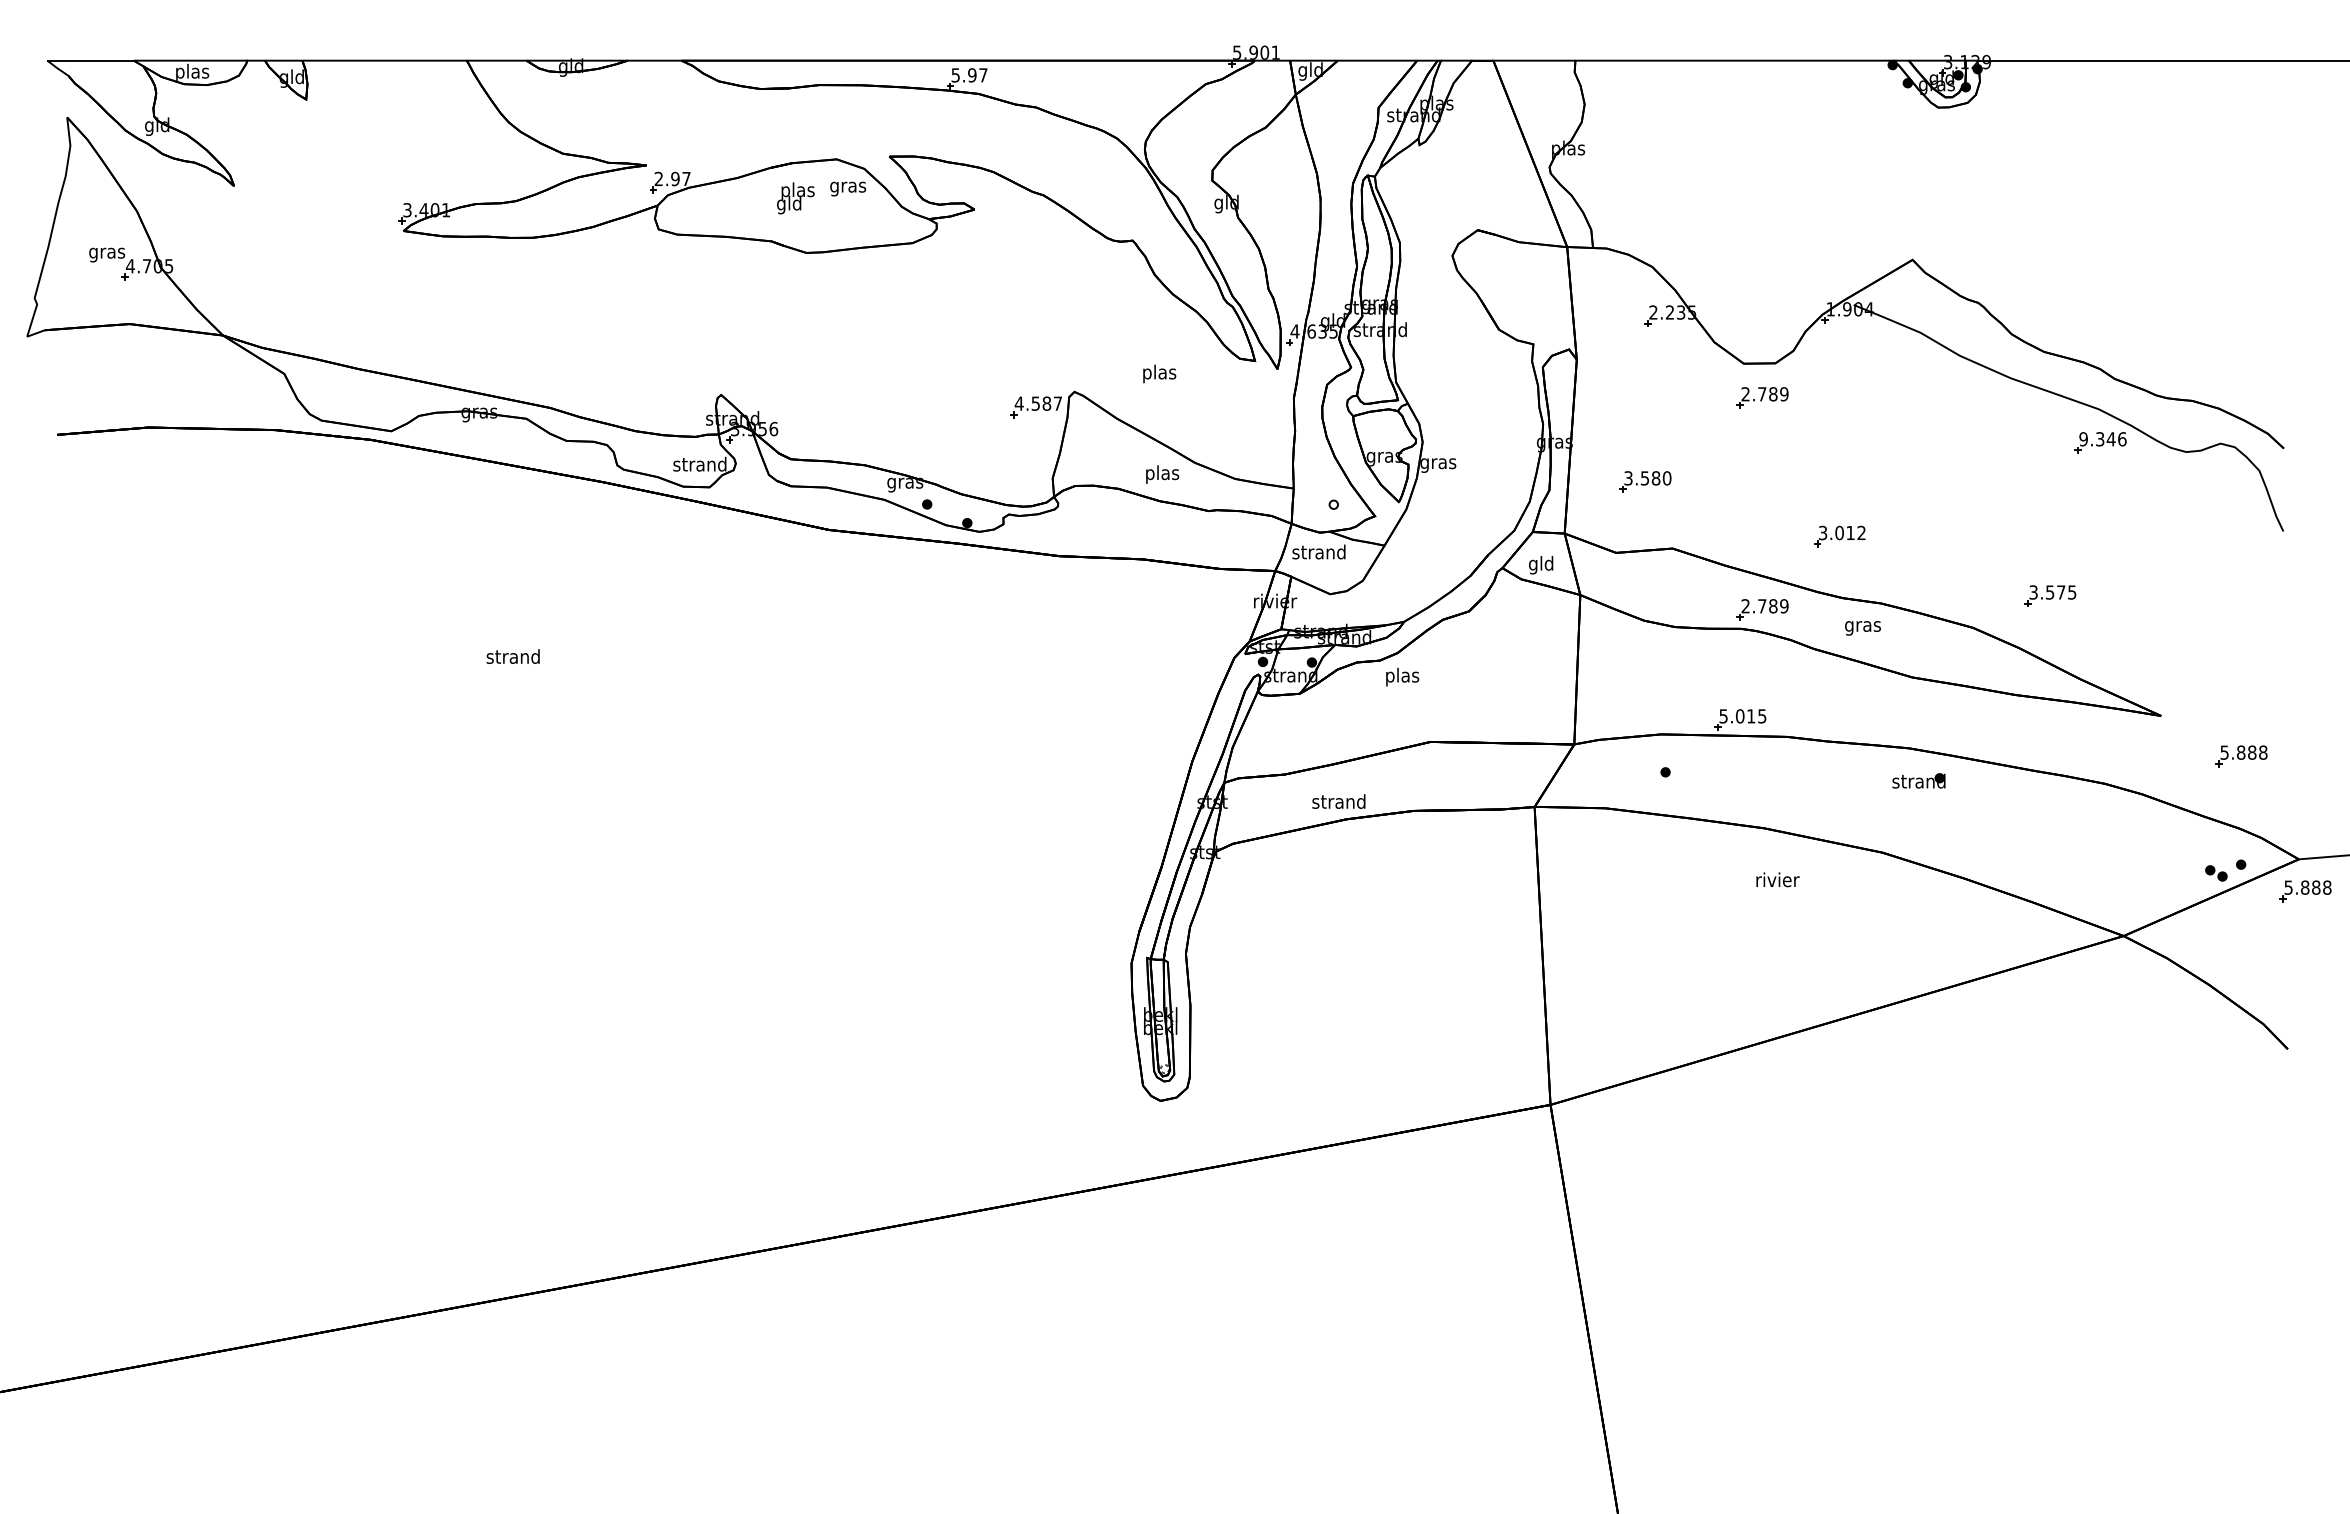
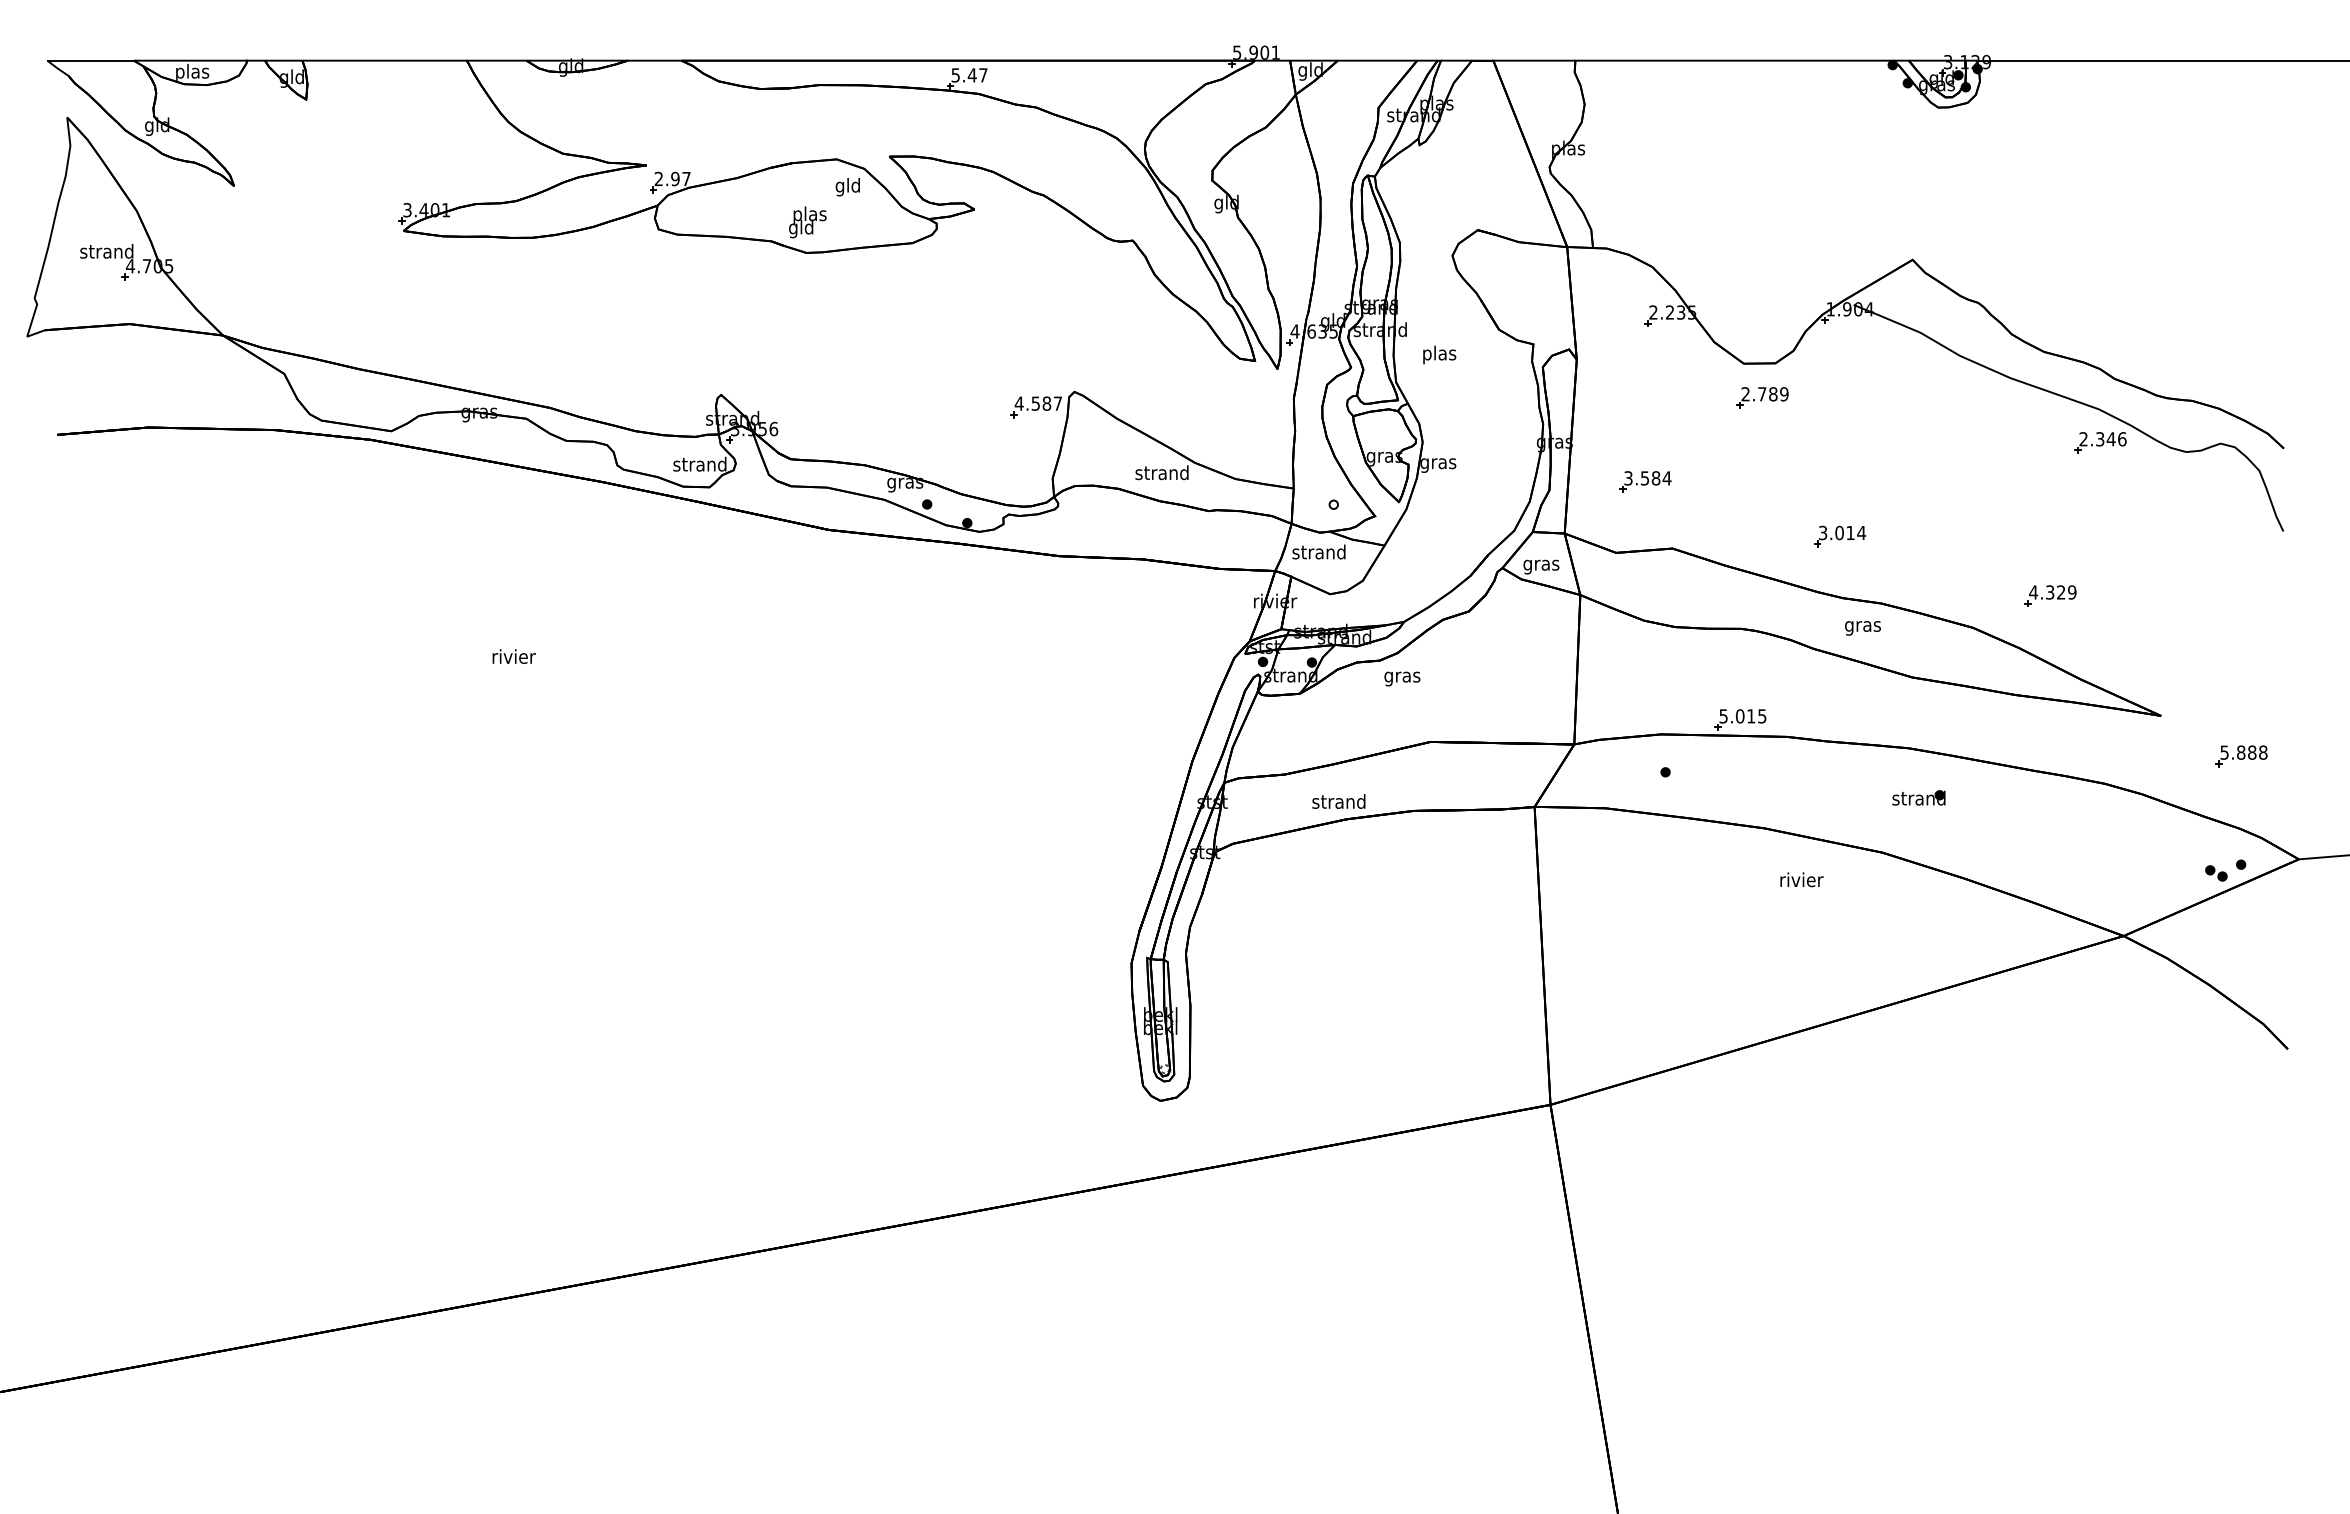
text: 5.97 -> 5.47 (971, 75)
text: gras -> gld (848, 186)
text position: (795, 198) -> (807, 222) (807, 222)
text: gras -> strand (106, 252)
text position: (1159, 373) -> (1439, 354) (1439, 354)
text: 9.346 -> 2.346 (2083, 439)
text: plas -> strand (1161, 474)
text: 3.580 -> 3.584 (1666, 478)
text: 3.012 -> 3.014 (1861, 532)
text: gld -> gras (1541, 565)
text: 3.575 -> 4.329 (2052, 592)
part: present -> none (1762, 609)
text: strand -> rivier (512, 656)
text: plas -> gras (1402, 676)
part position: (1918, 780) -> (1918, 797) (1918, 797)
text position: (1777, 879) -> (1801, 879) (1801, 879)
part: present -> none (2305, 891)
